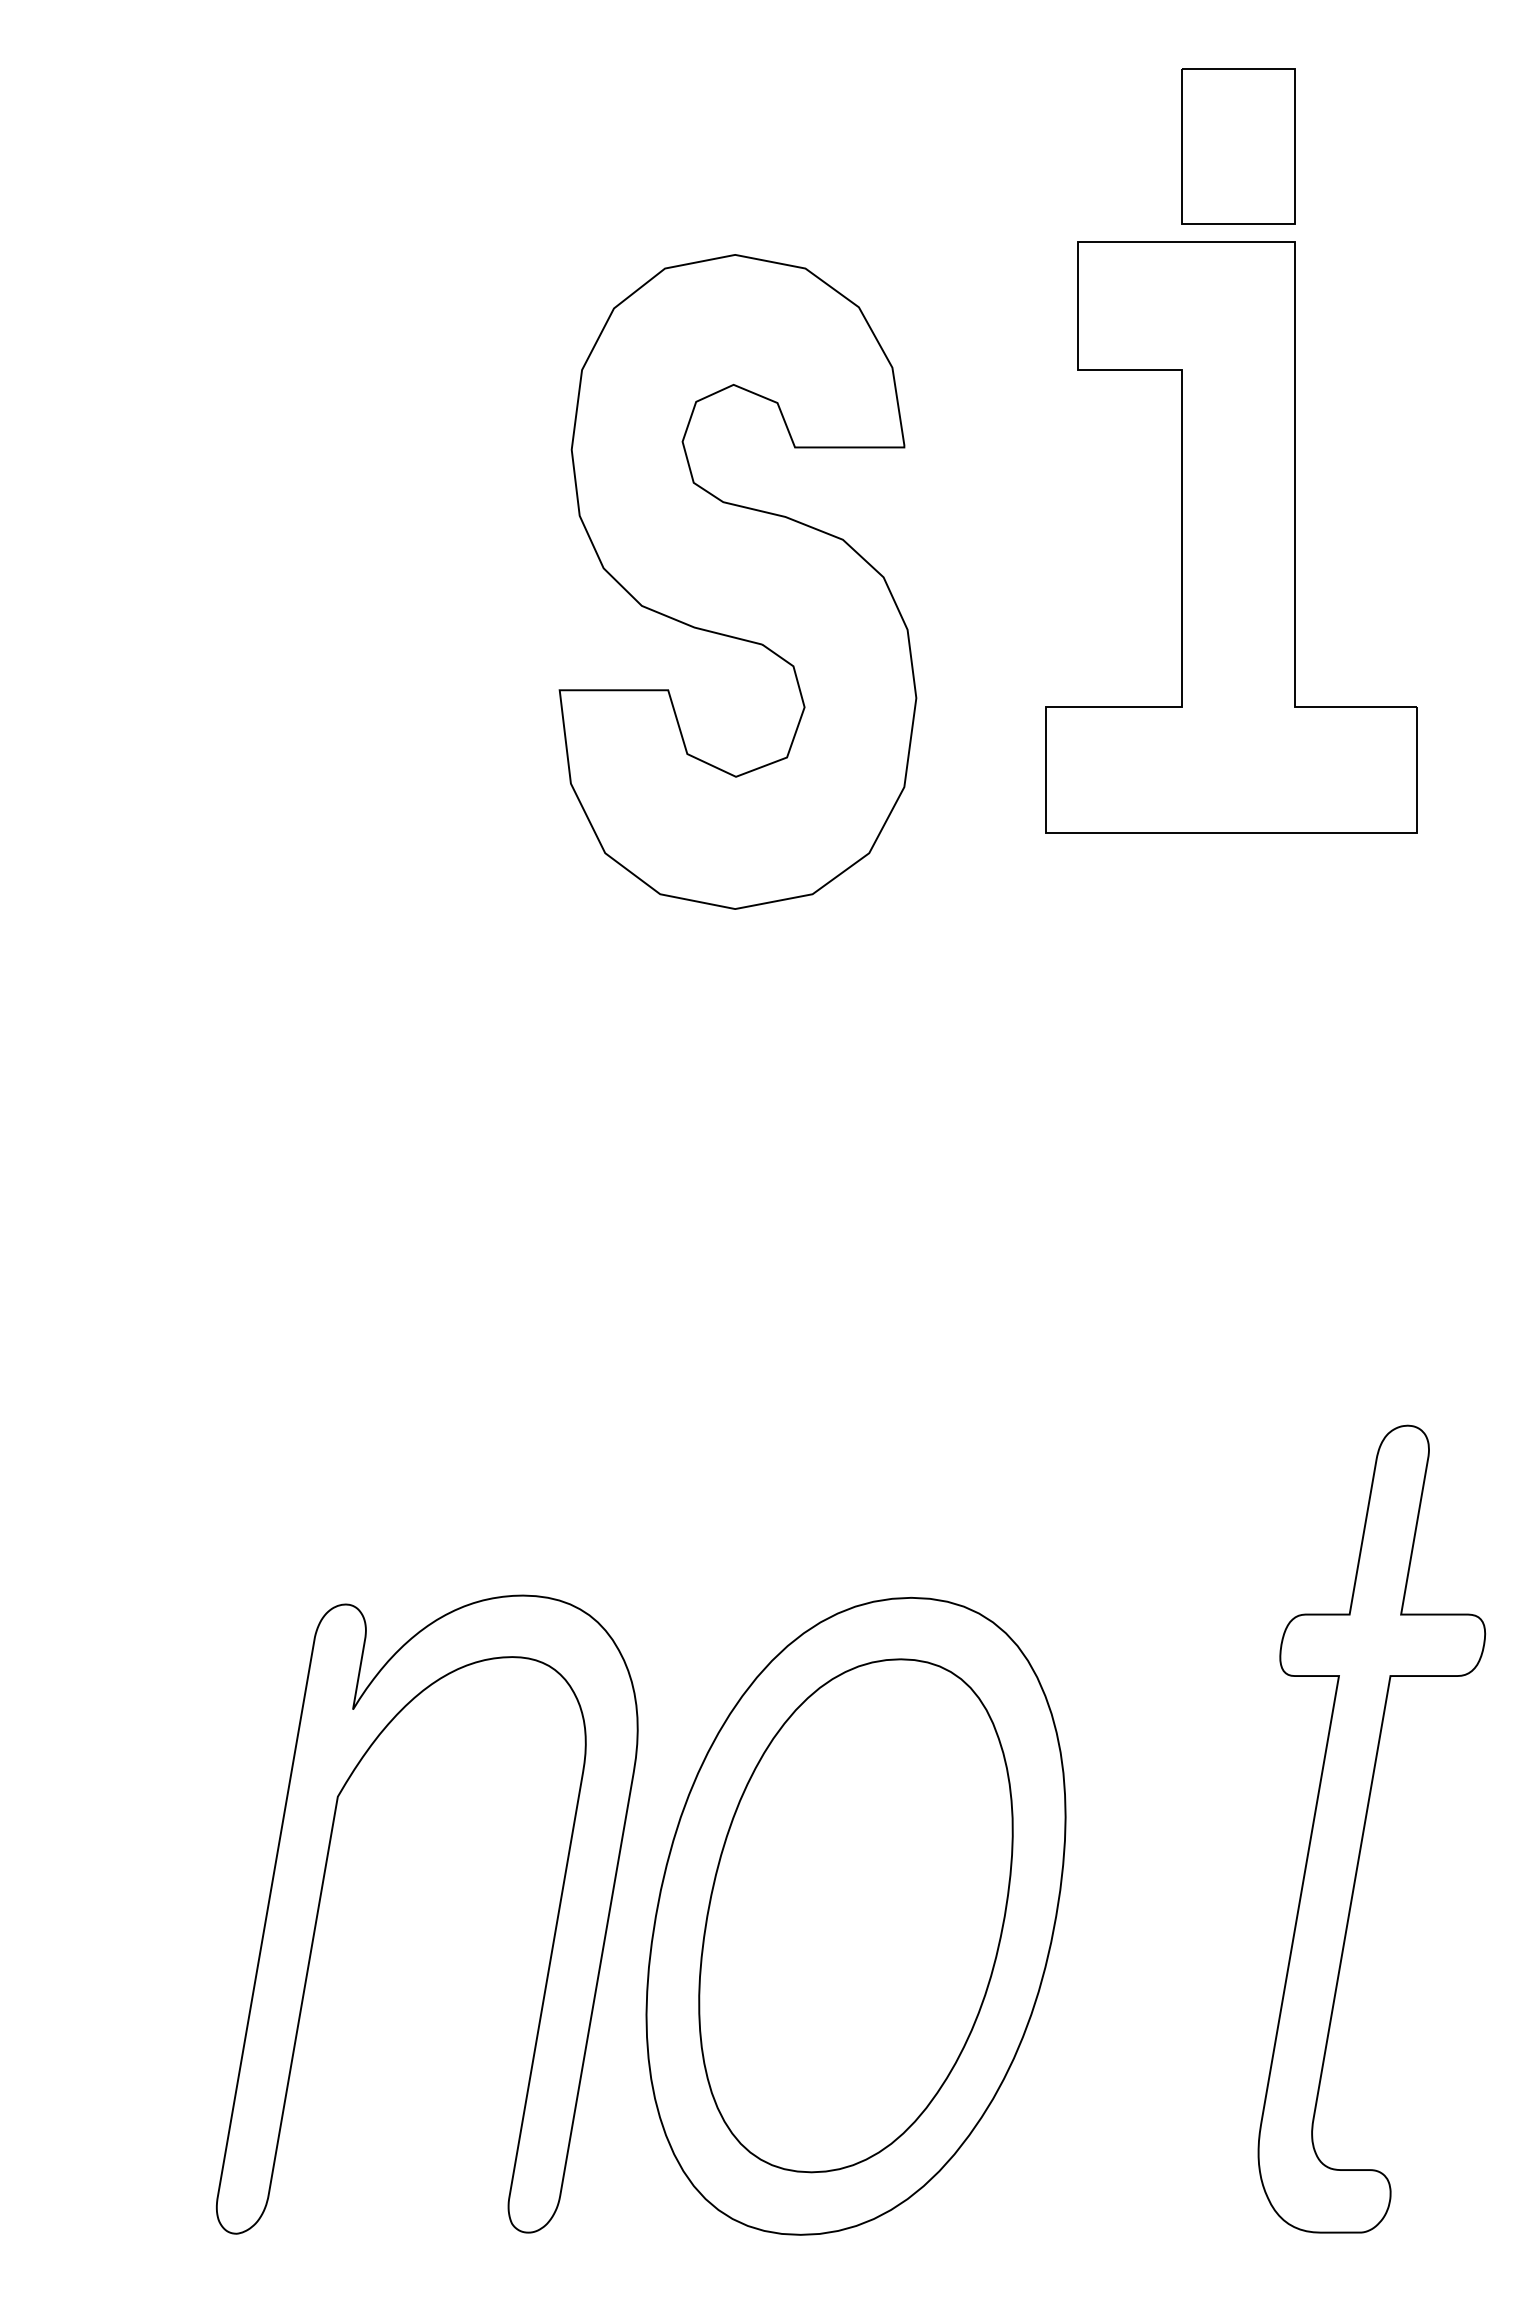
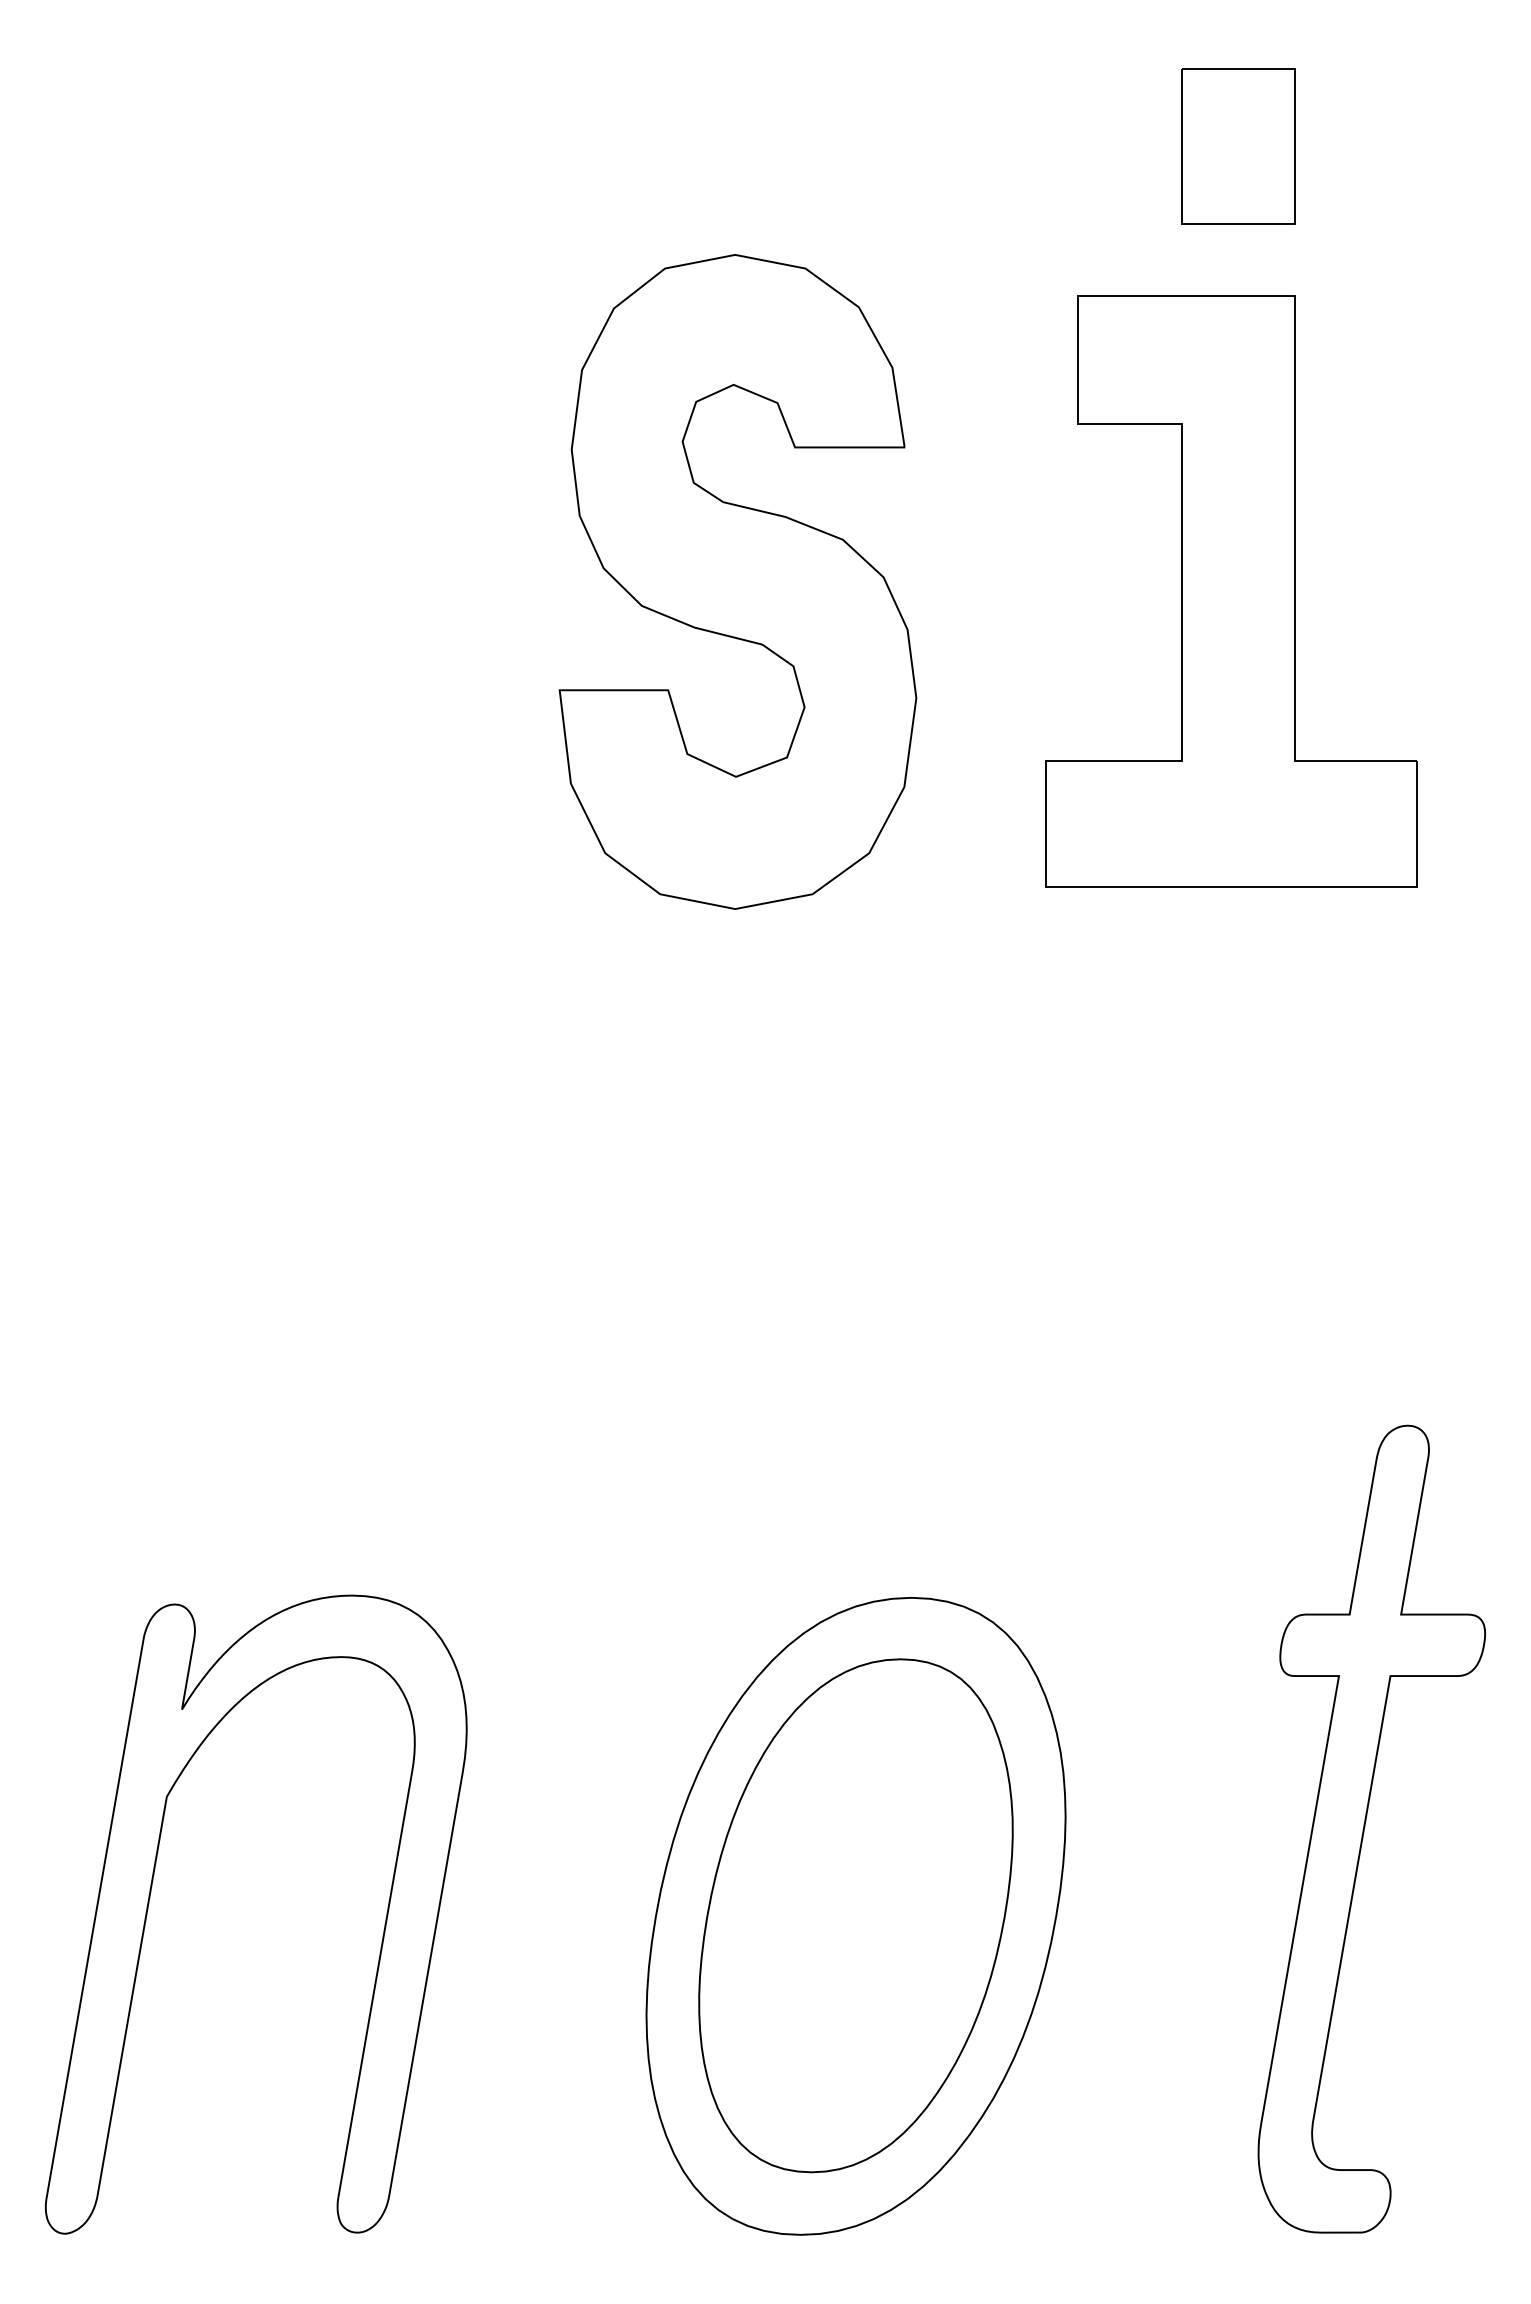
part position: (1231, 537) -> (1231, 591) (1231, 591)
part position: (321, 1898) -> (150, 1898) (150, 1898)
